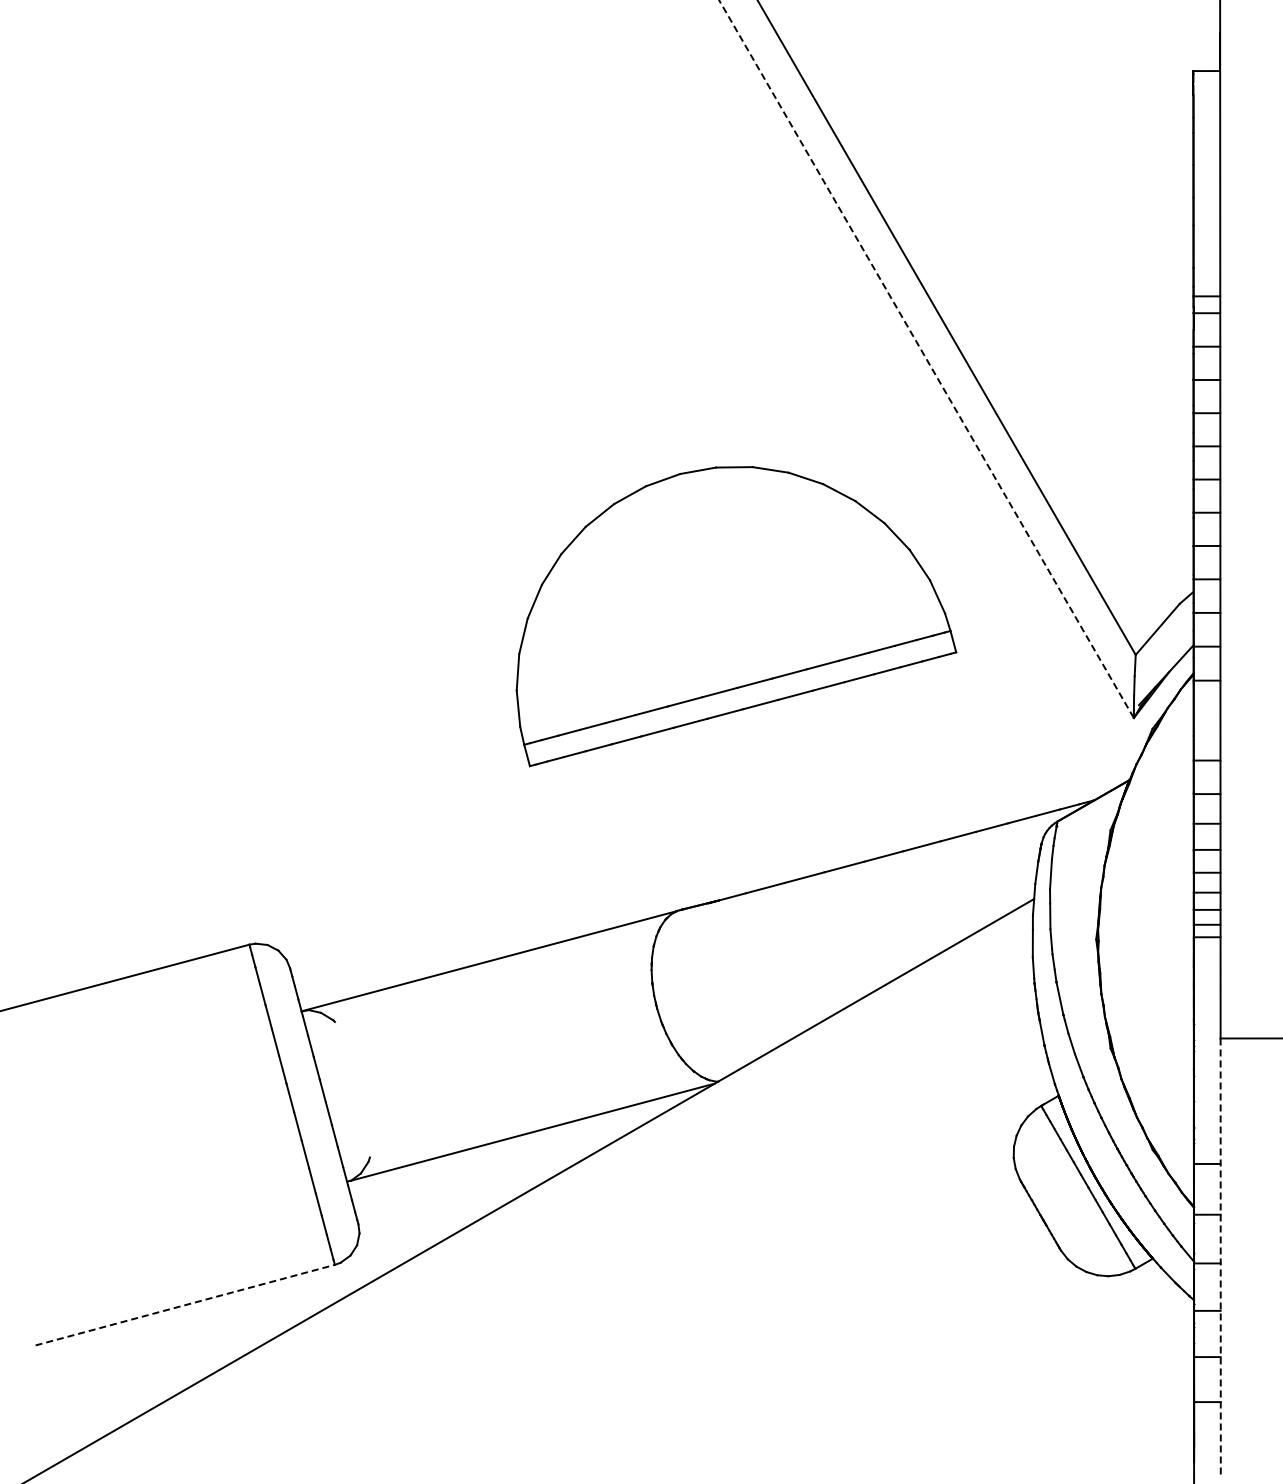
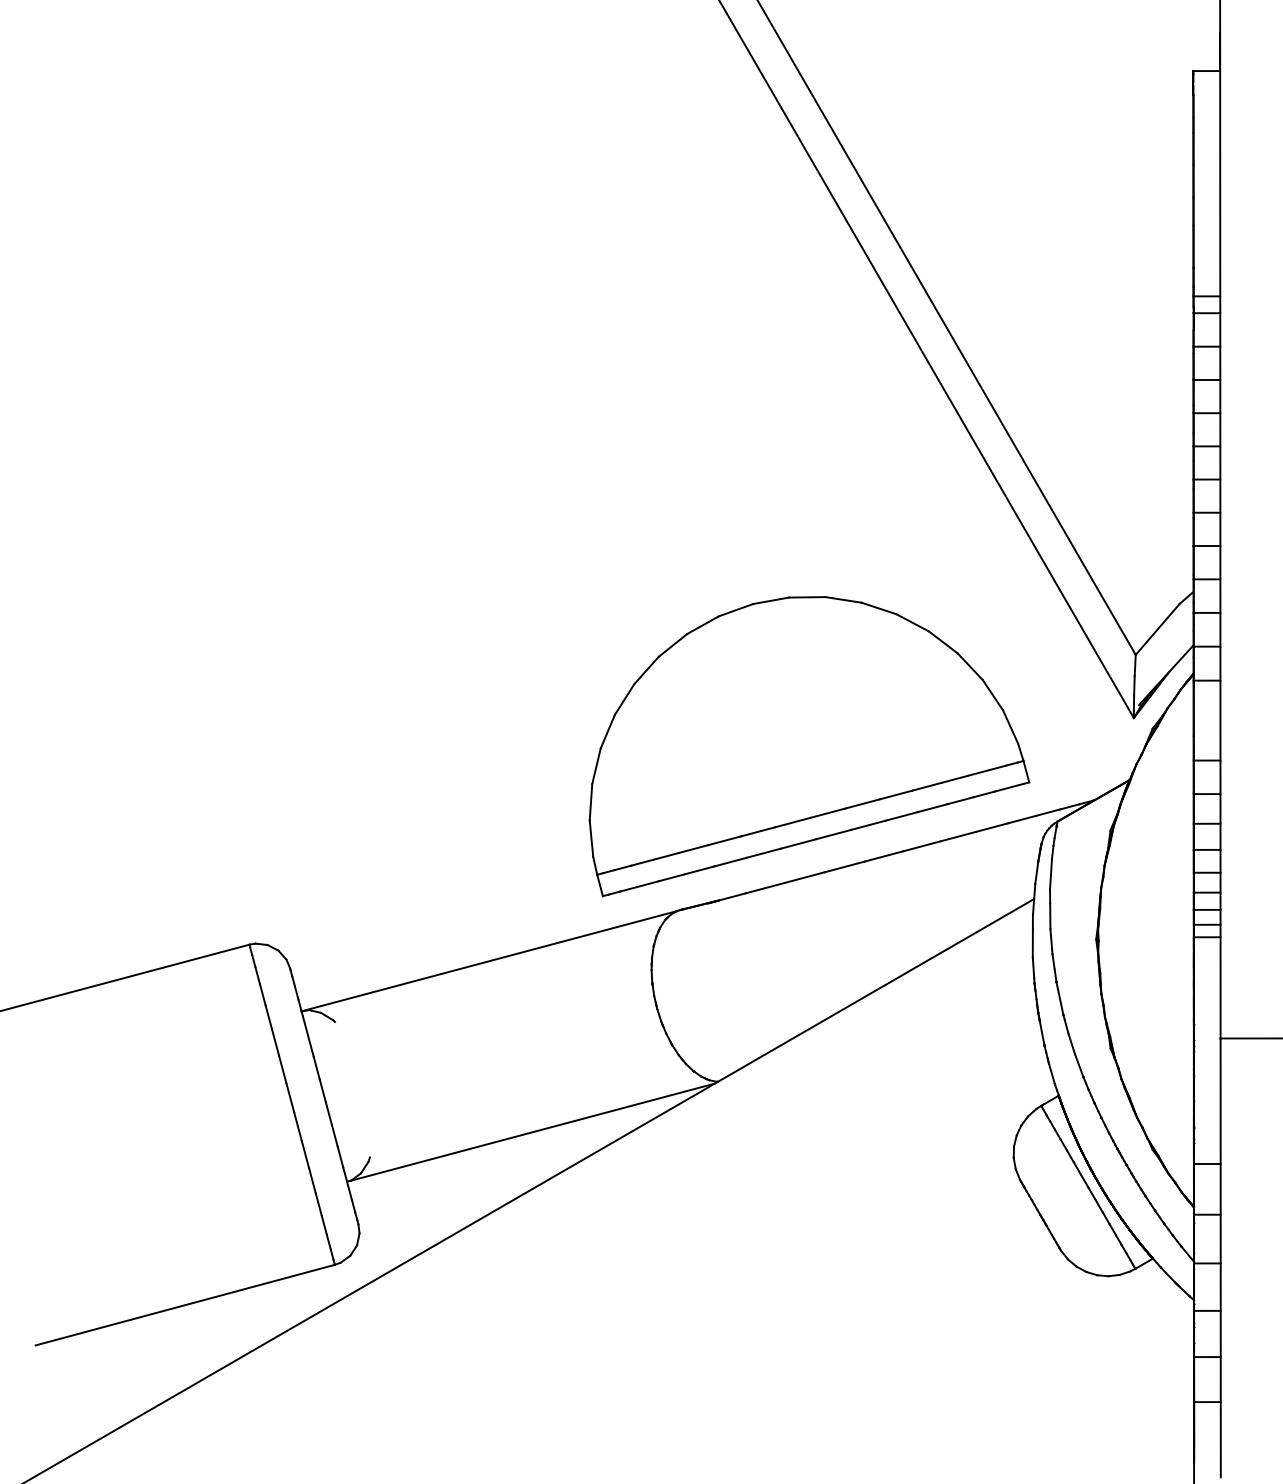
line: dashed -> solid (926, 359)
part position: (736, 616) -> (809, 746) (809, 746)
line: dashed -> solid (1220, 1258)
line: dashed -> solid (185, 1305)
